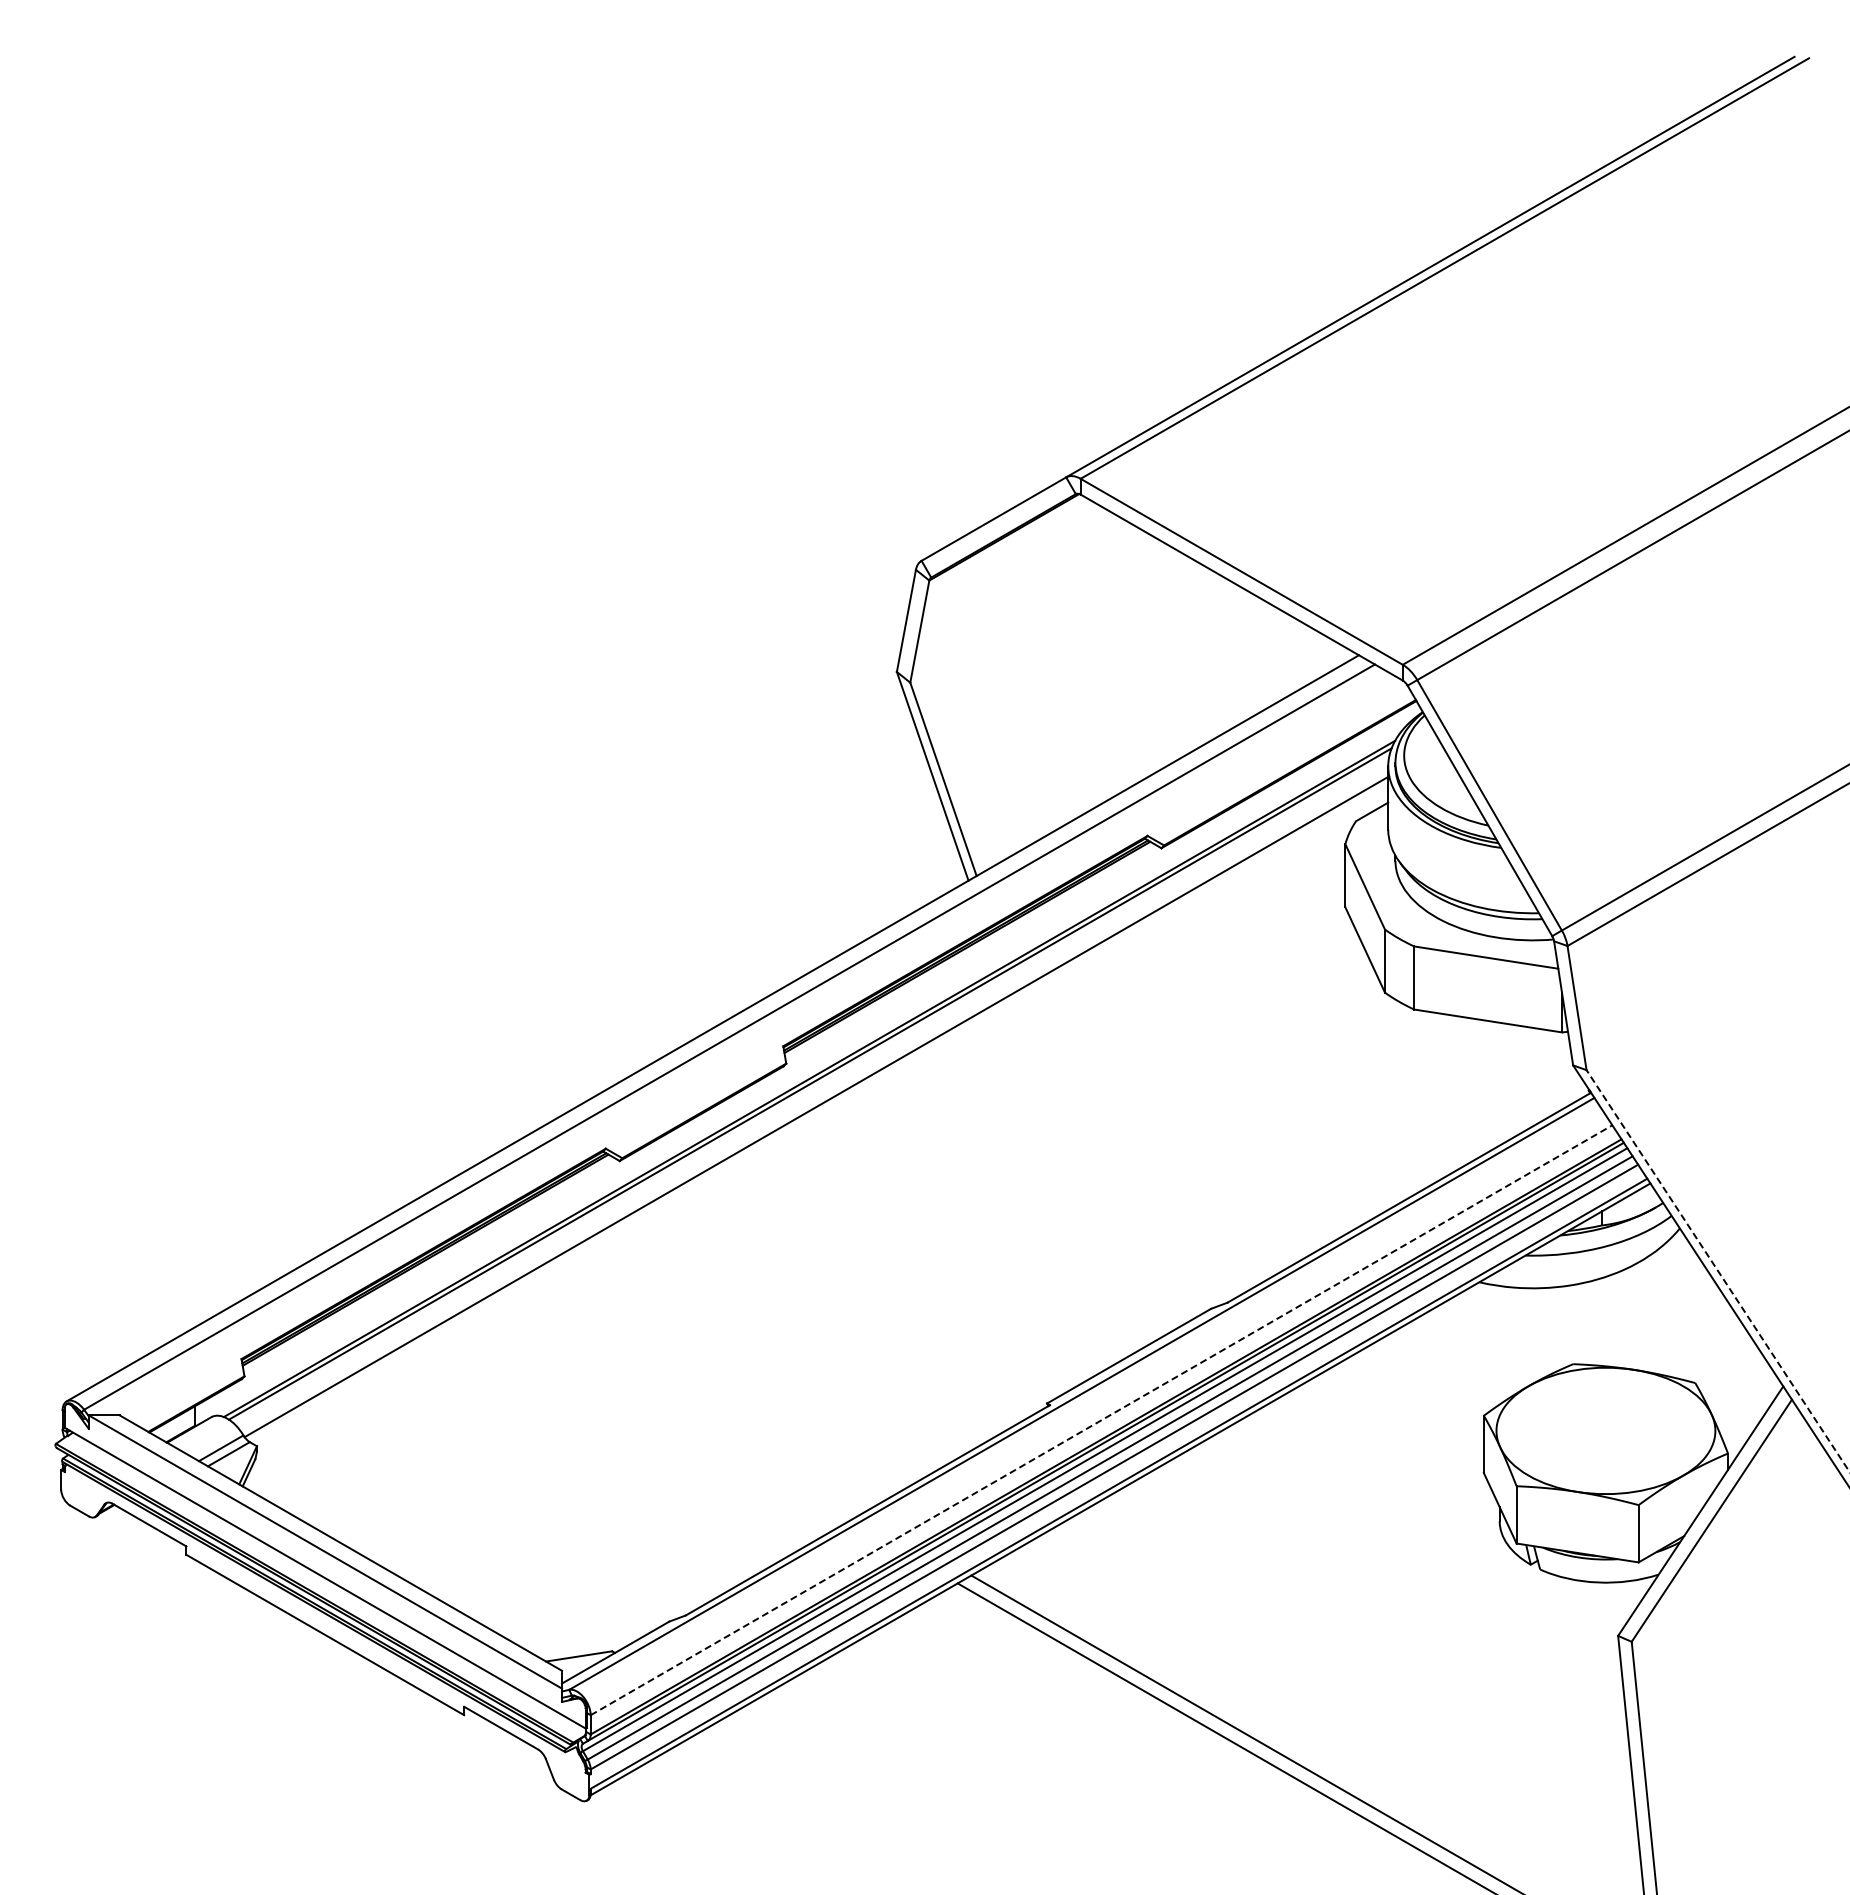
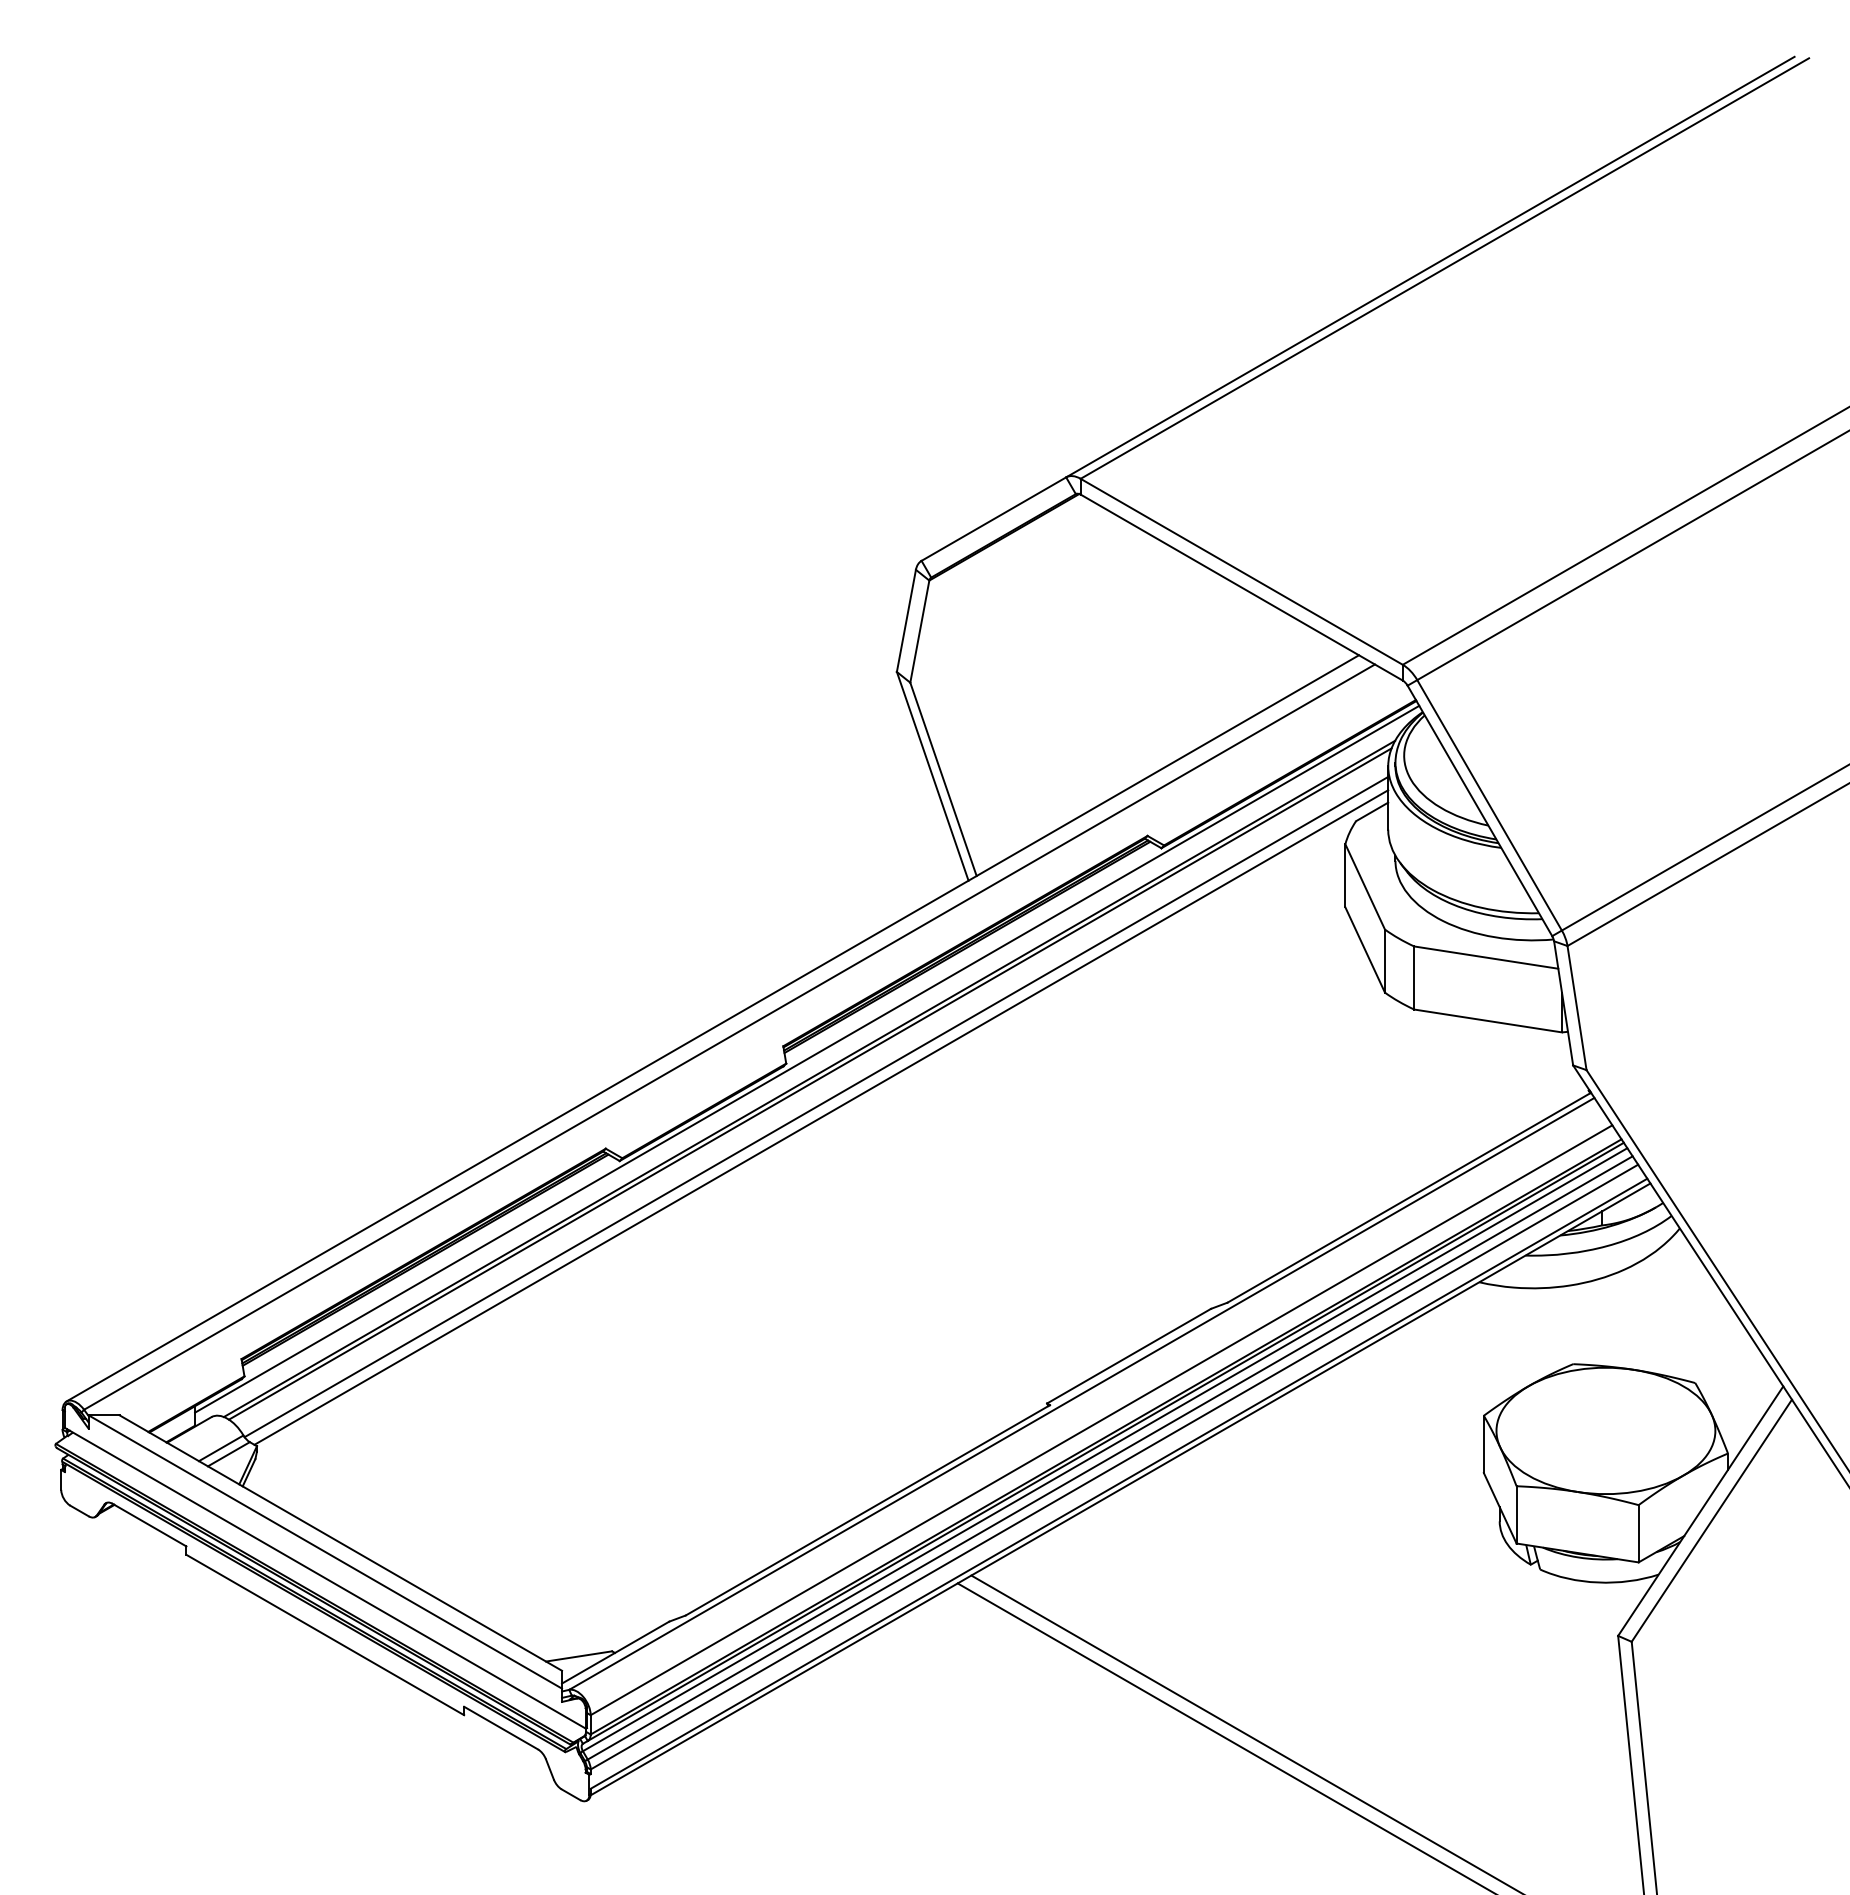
line: none -> present (807, 1058)
line: none -> present (821, 1117)
line: dashed -> solid (1717, 1270)
line: dashed -> solid (1101, 1420)
